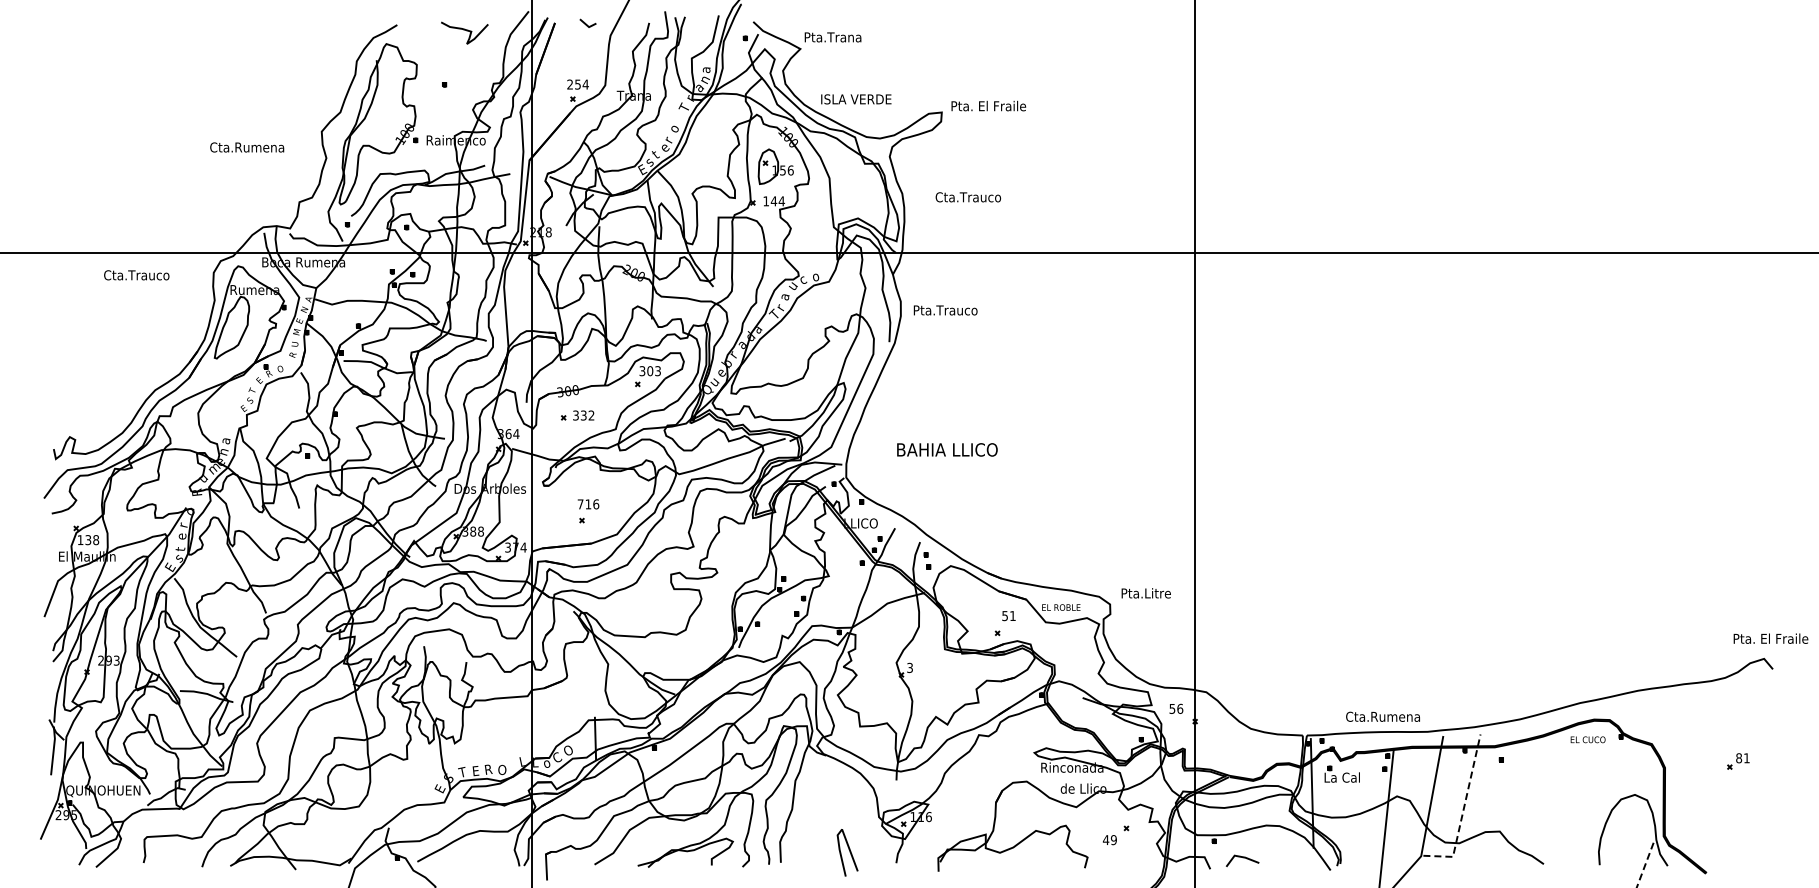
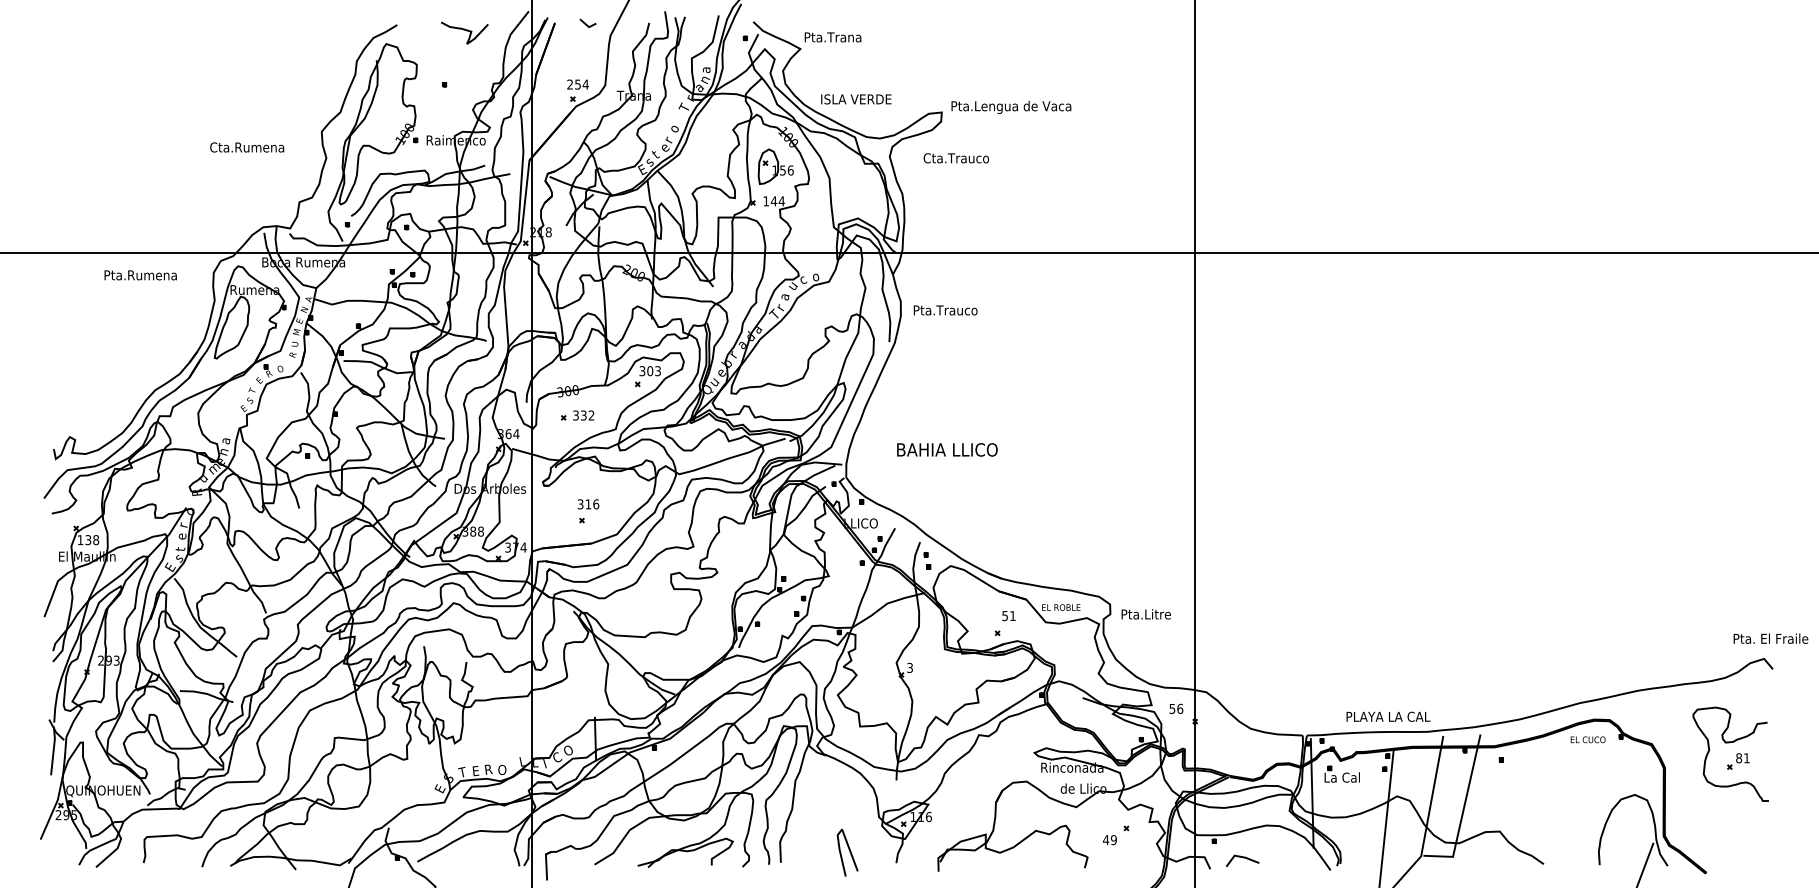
text: Pta. El Fraile -> Pta.Lengua de Vaca (1023, 106)
text position: (968, 197) -> (956, 158) (956, 158)
text: Cta.Trauco -> Pta.Rumena (140, 275)
text: 716 -> 316 (580, 504)
text position: (1145, 593) -> (1145, 614) (1145, 614)
text: Cta.Rumena -> PLAYA LA CAL (1388, 716)
curve: none -> present (1730, 743)
text: o -> I (546, 763)
line: dashed -> solid (1463, 810)
line: dashed -> solid (1645, 865)
